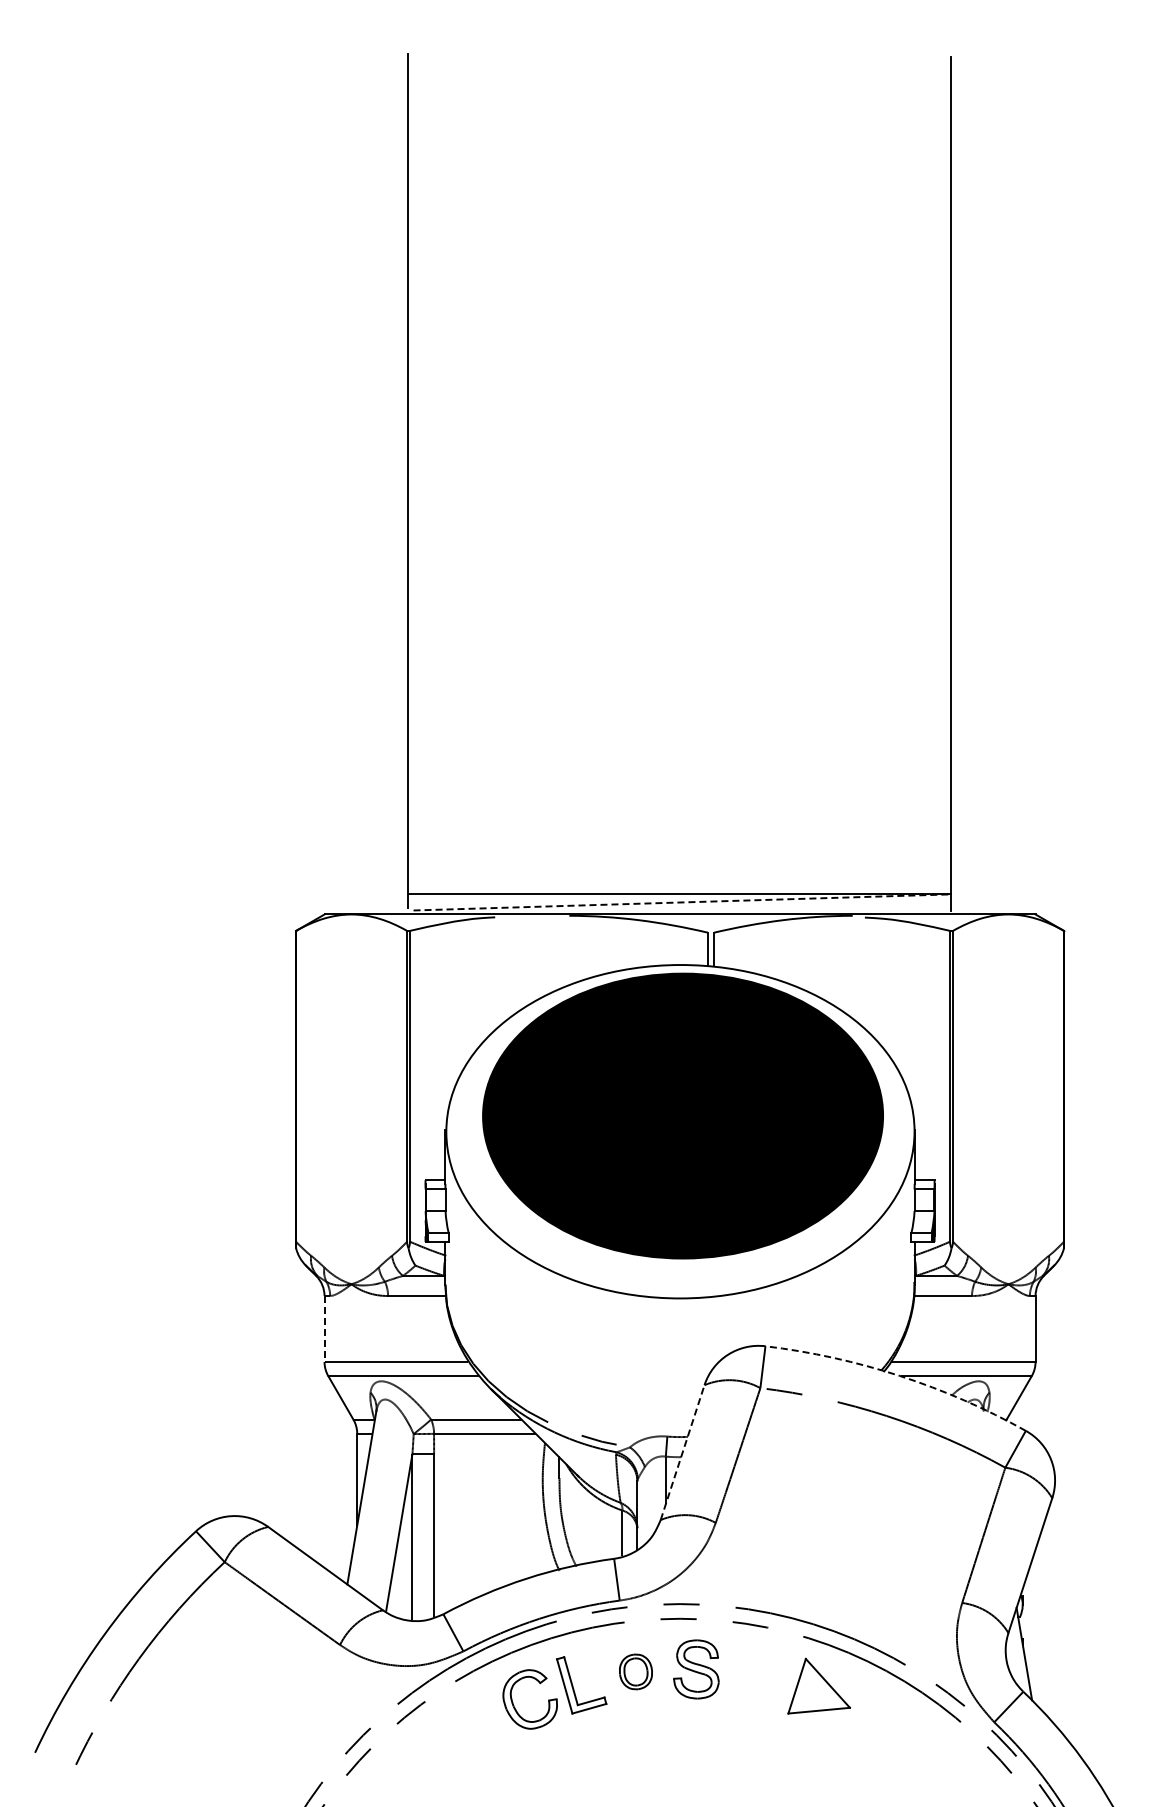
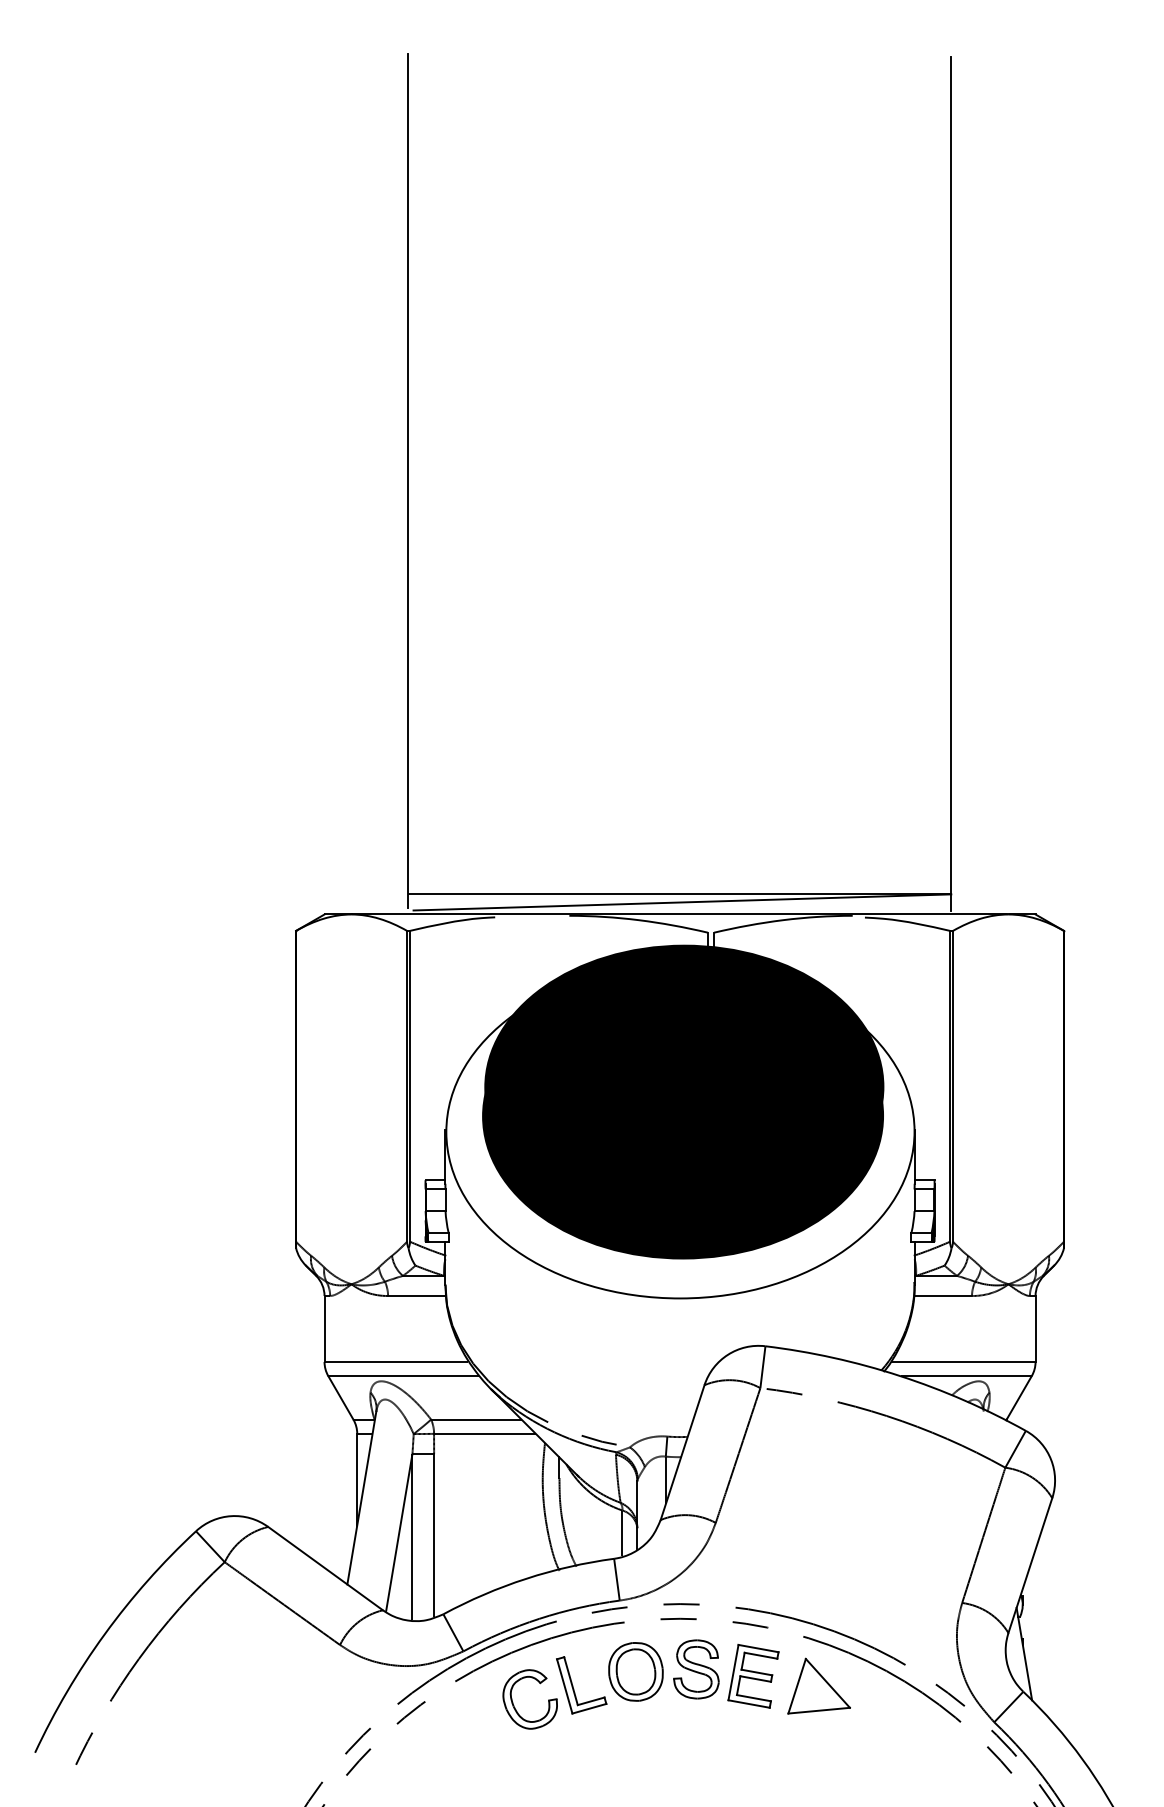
line: dashed -> solid (682, 902)
fill: none -> present (684, 1086)
line: dashed -> solid (324, 1328)
arc: dashed -> solid (899, 1375)
line: dashed -> solid (682, 1452)
part size: 34x38 px -> 56x60 px (635, 1671)
part: none -> present (753, 1676)
